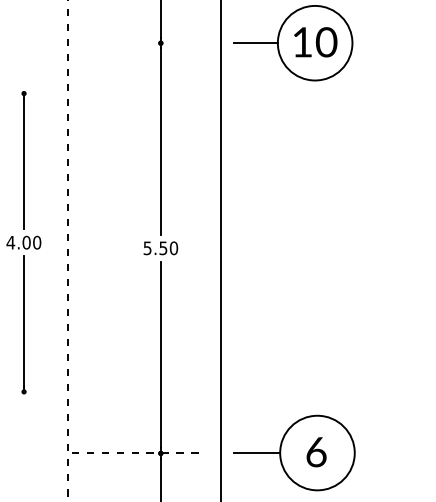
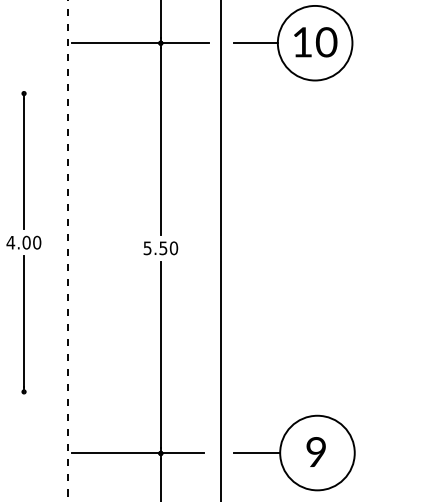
line: none -> present (140, 43)
text: 6 -> 9 (316, 452)
line: dashed -> solid (138, 453)
